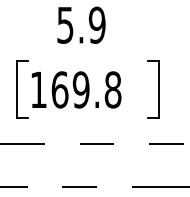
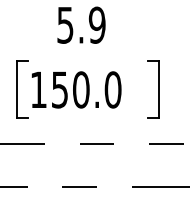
text: 169.8 -> 150.0 (86, 89)
